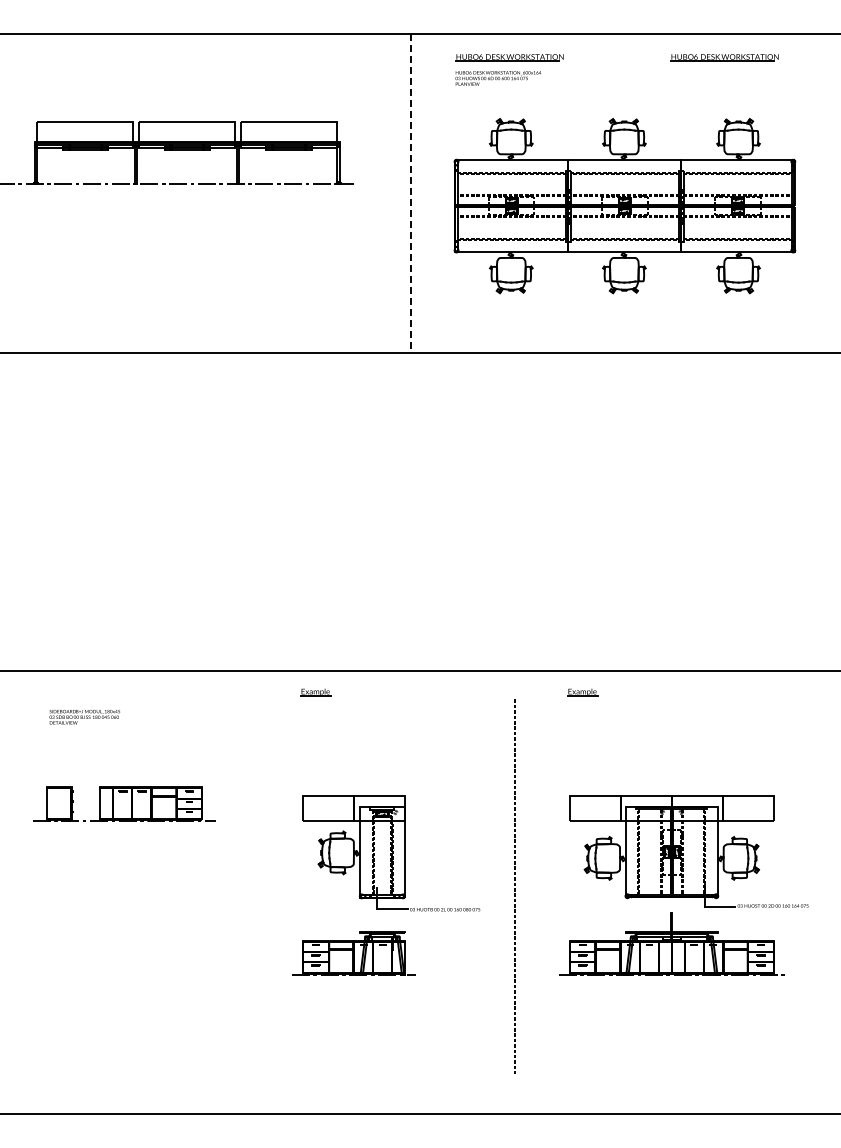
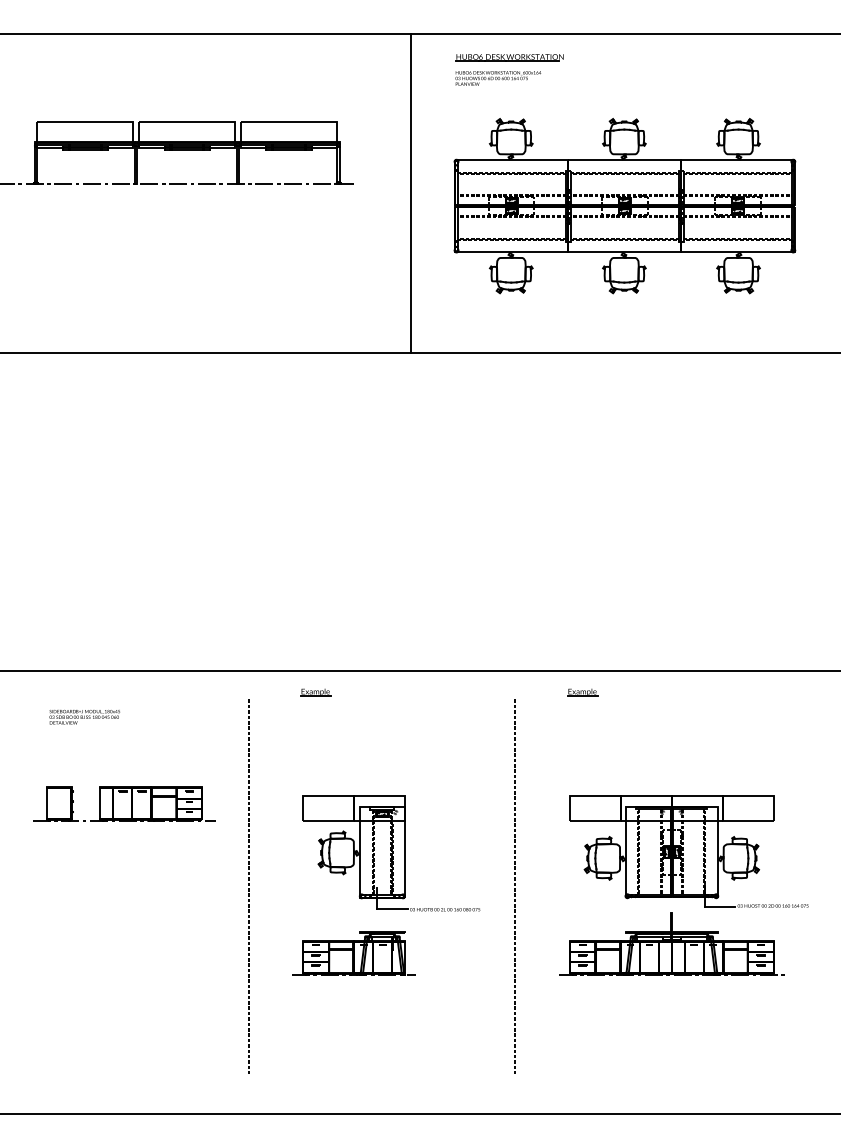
part: present -> none (724, 57)
line: dashed -> solid (410, 194)
line: none -> present (248, 886)
